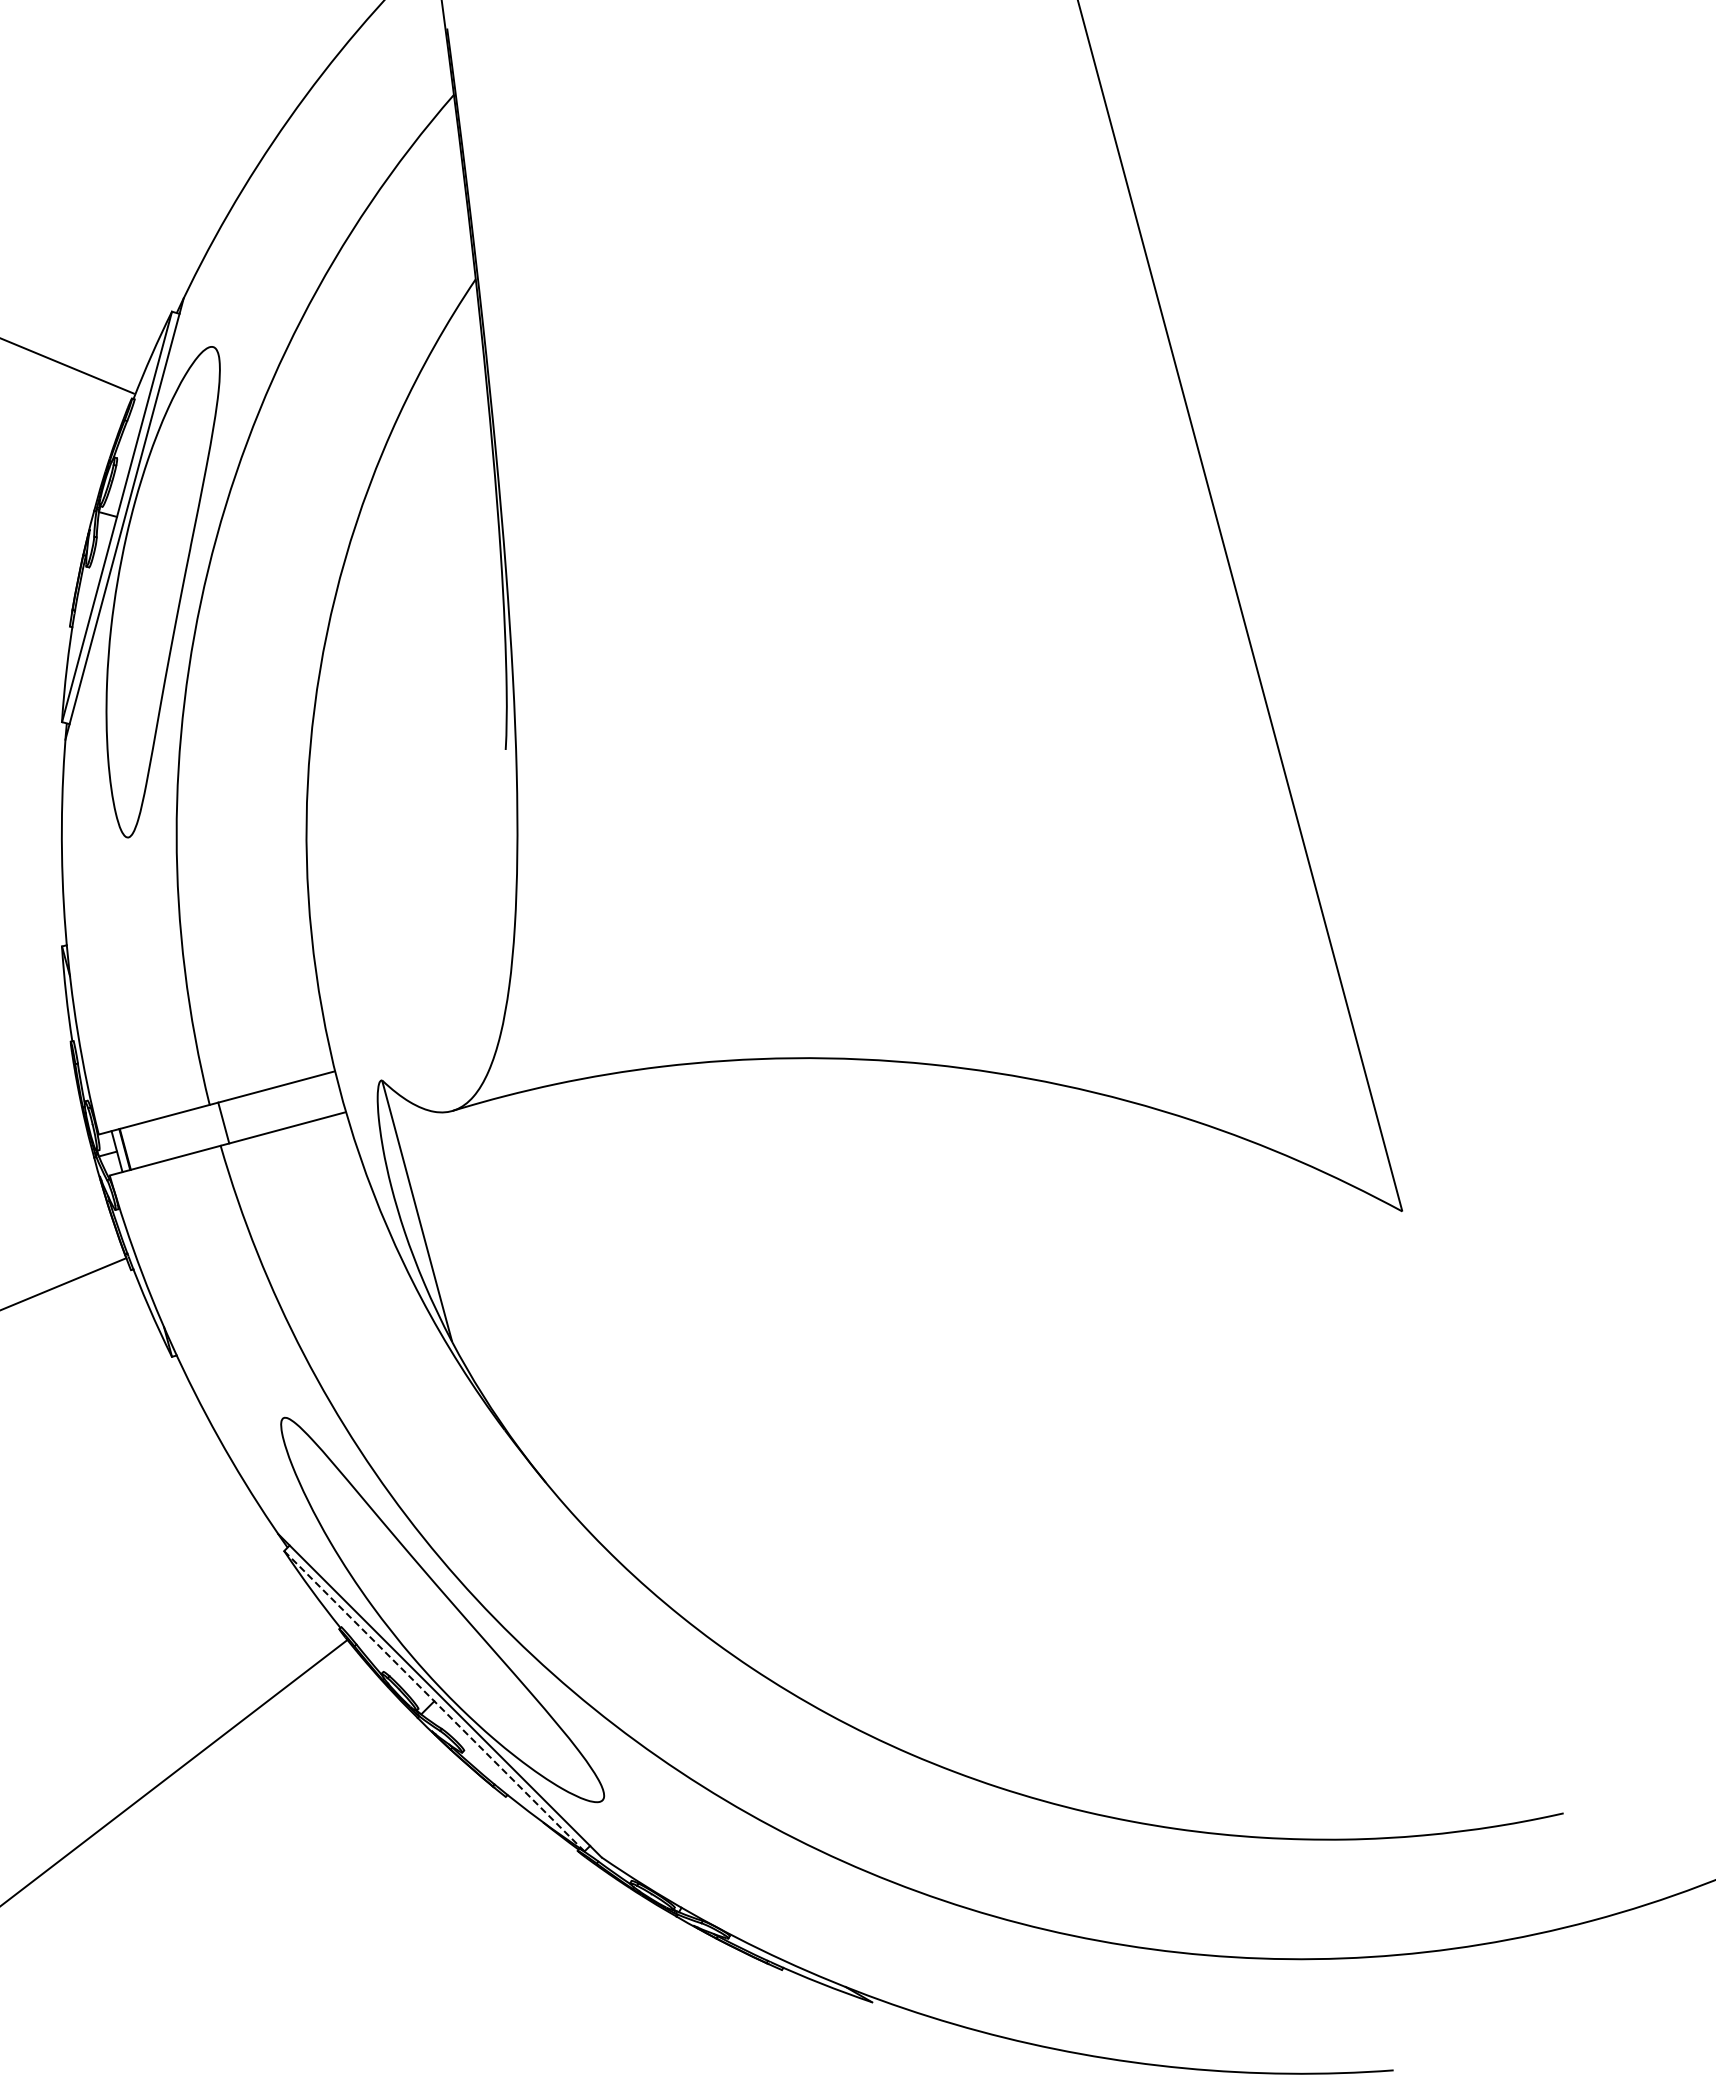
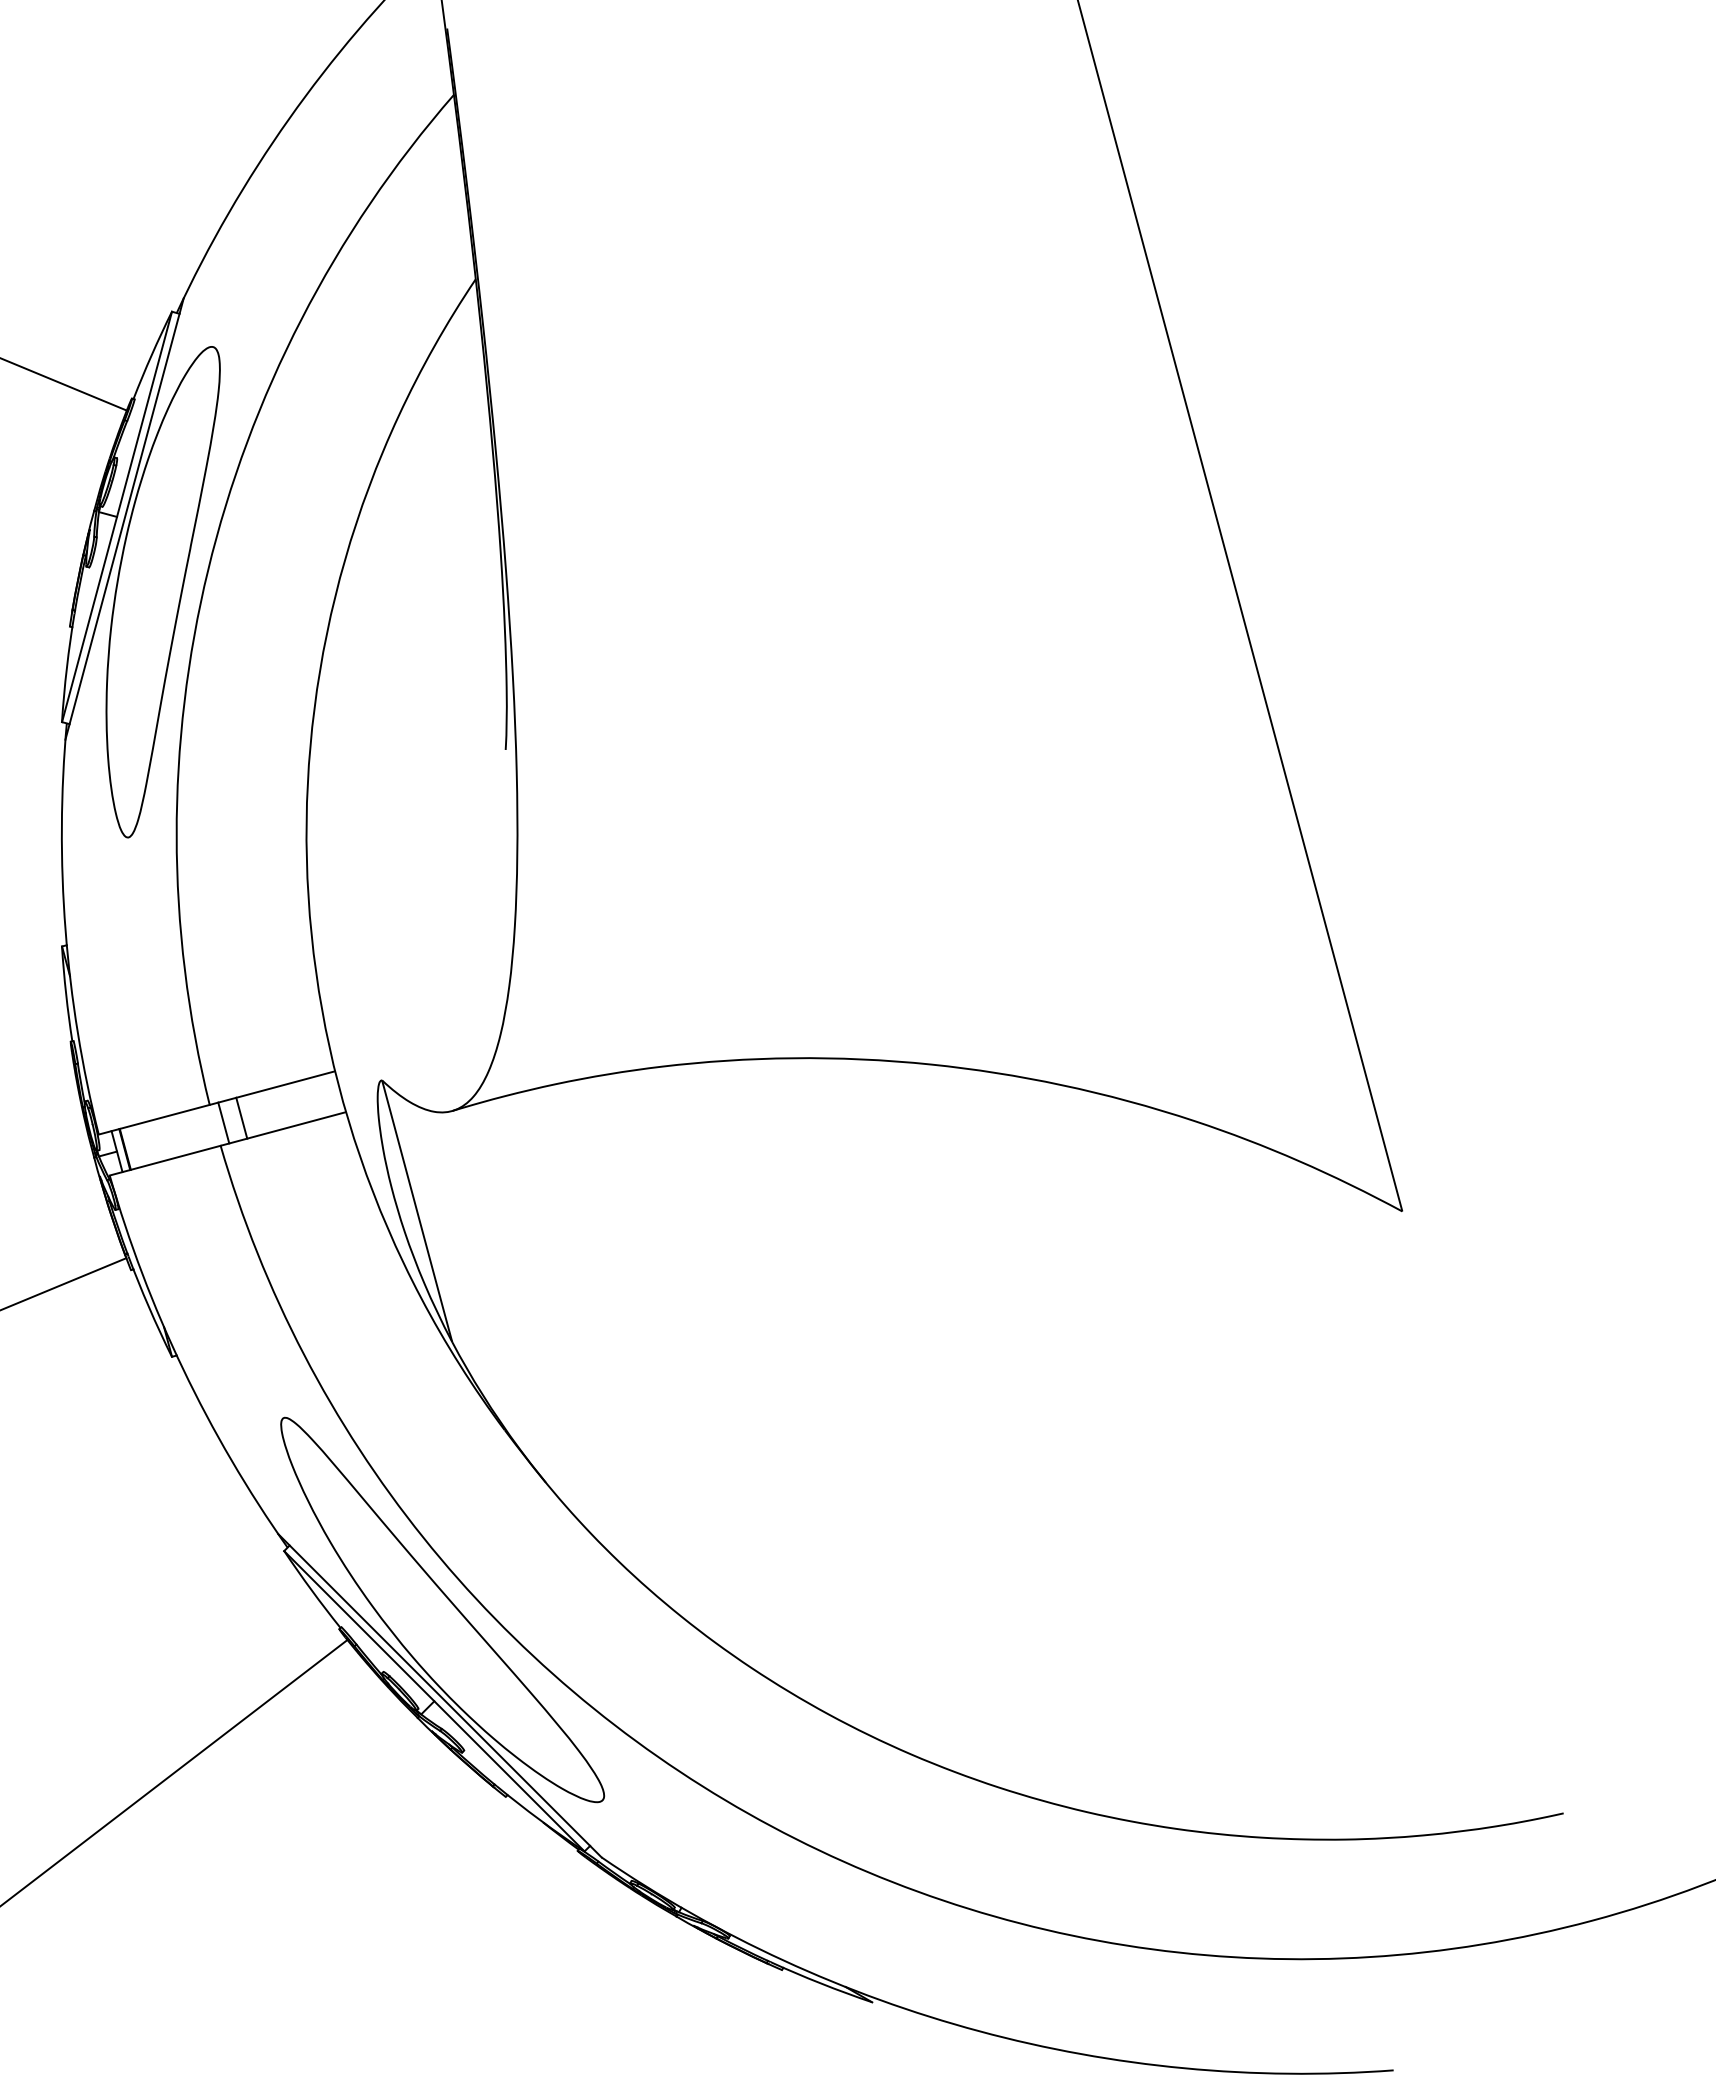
line position: (67, 366) -> (64, 384) (64, 384)
line: none -> present (241, 1117)
line: dashed -> solid (434, 1701)
